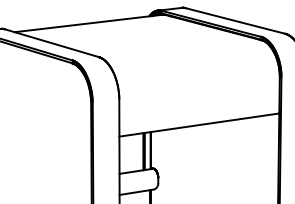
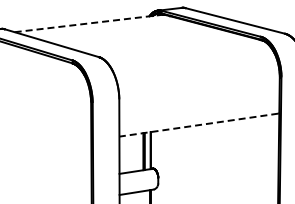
line: solid -> dashed (89, 23)
line: solid -> dashed (198, 125)
